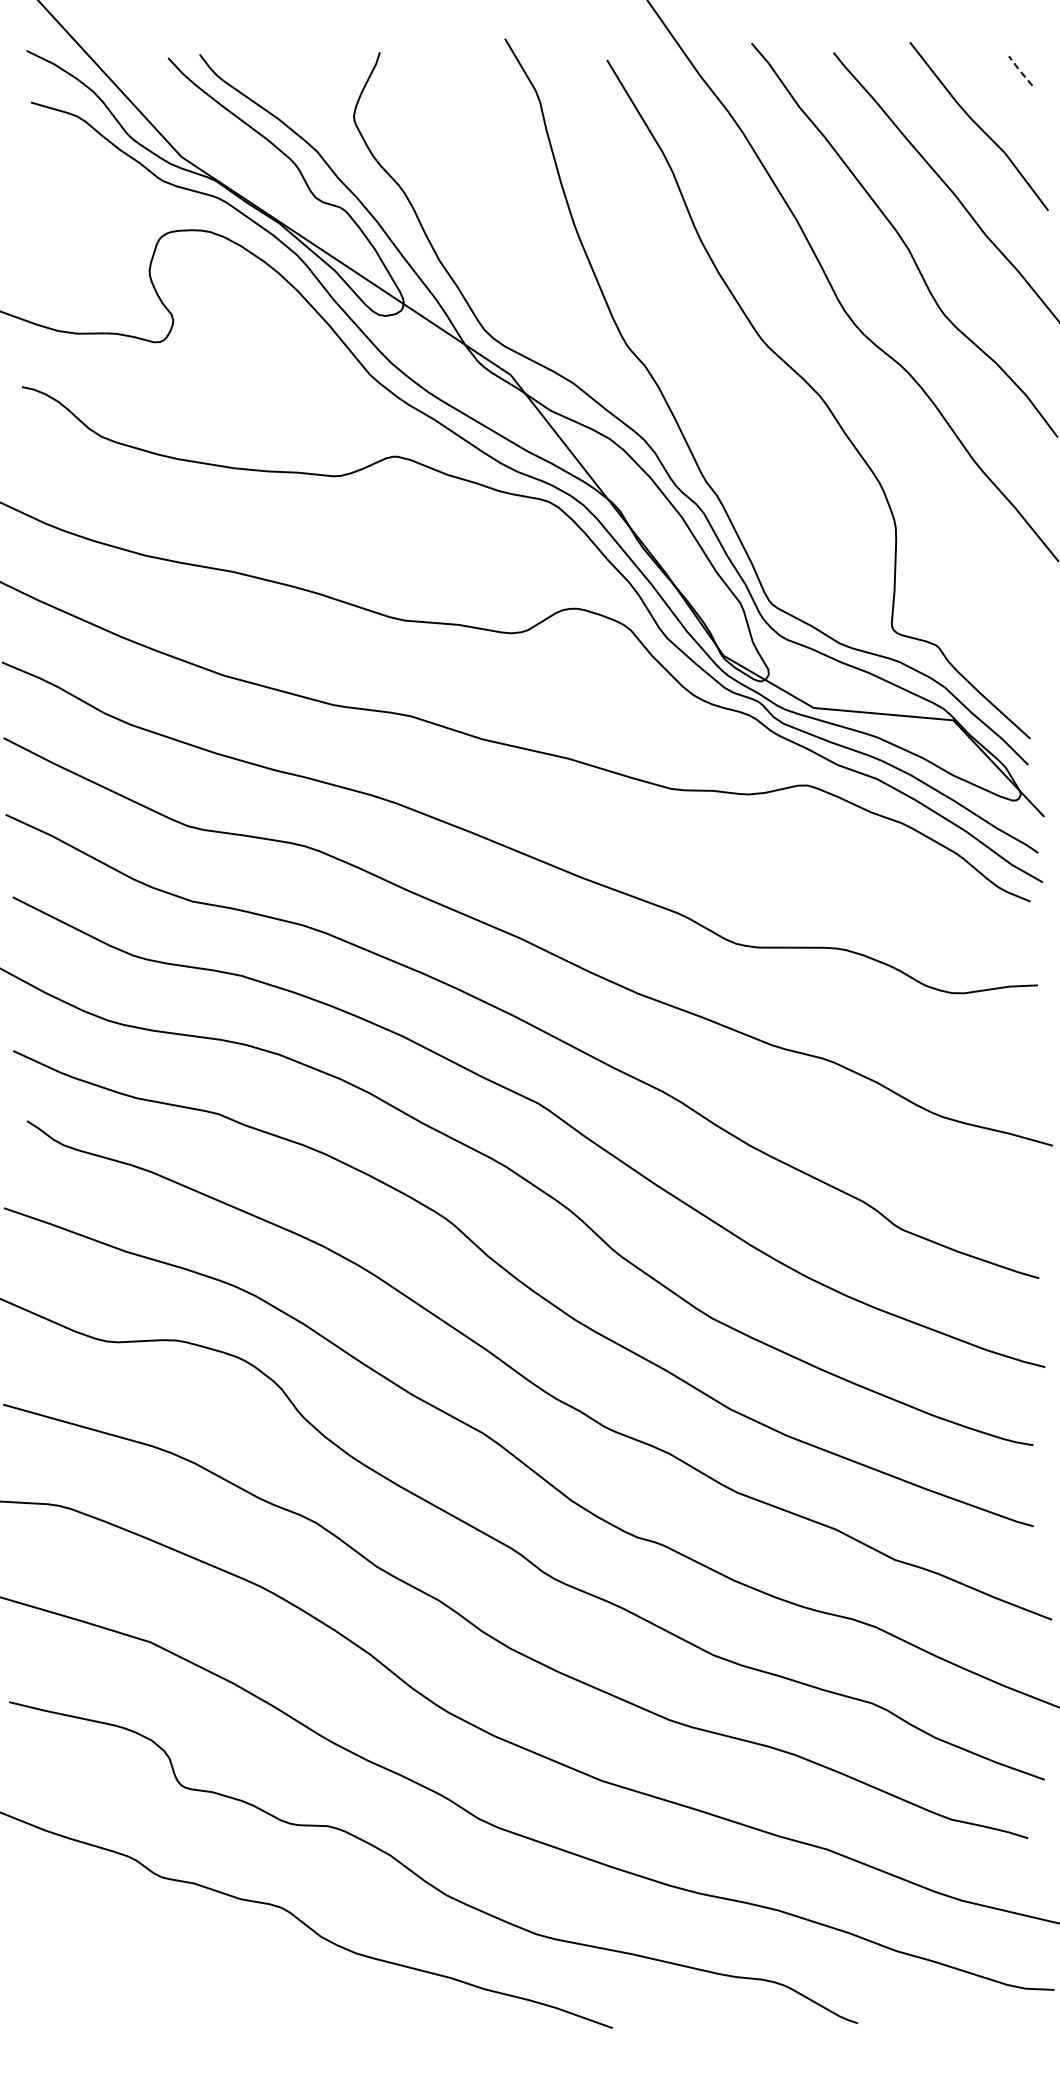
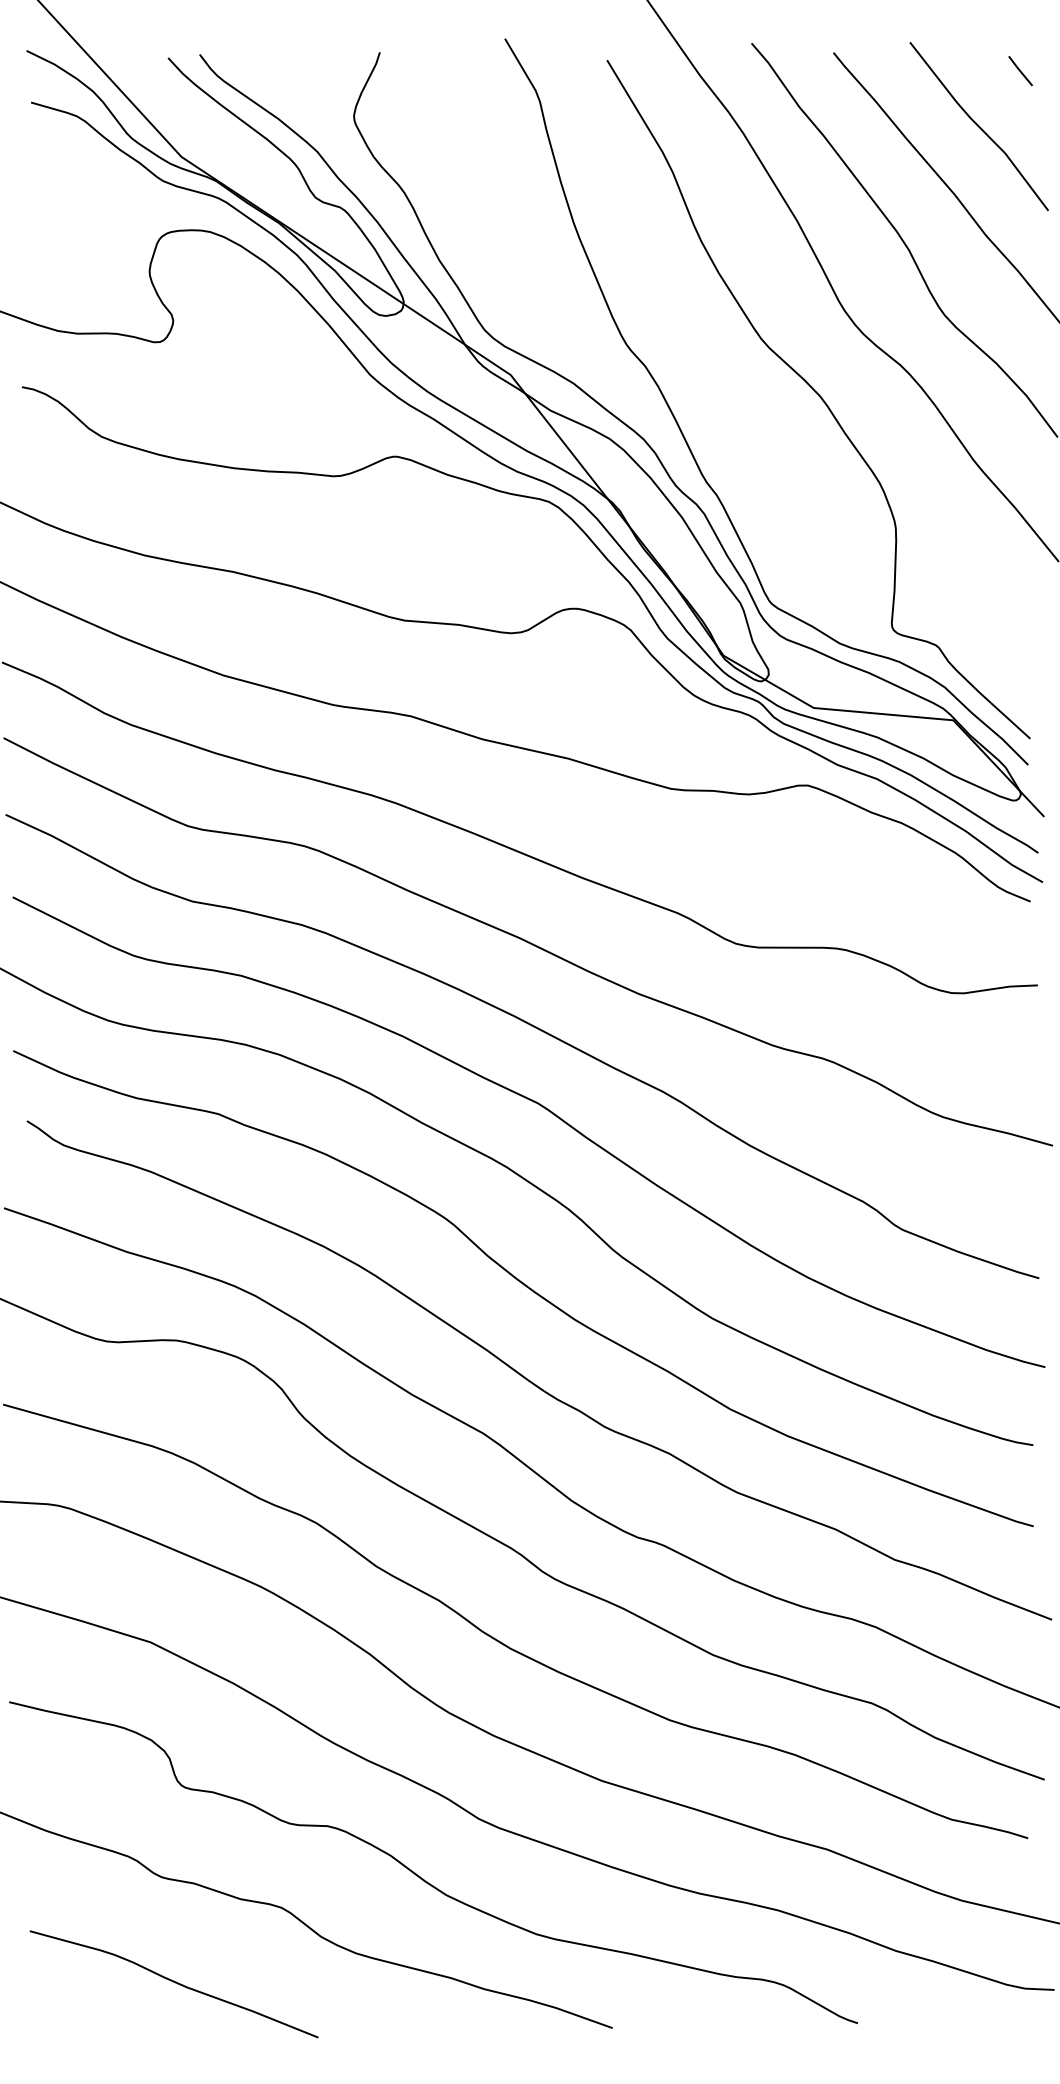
line: dashed -> solid (1019, 70)
curve: none -> present (173, 1982)
